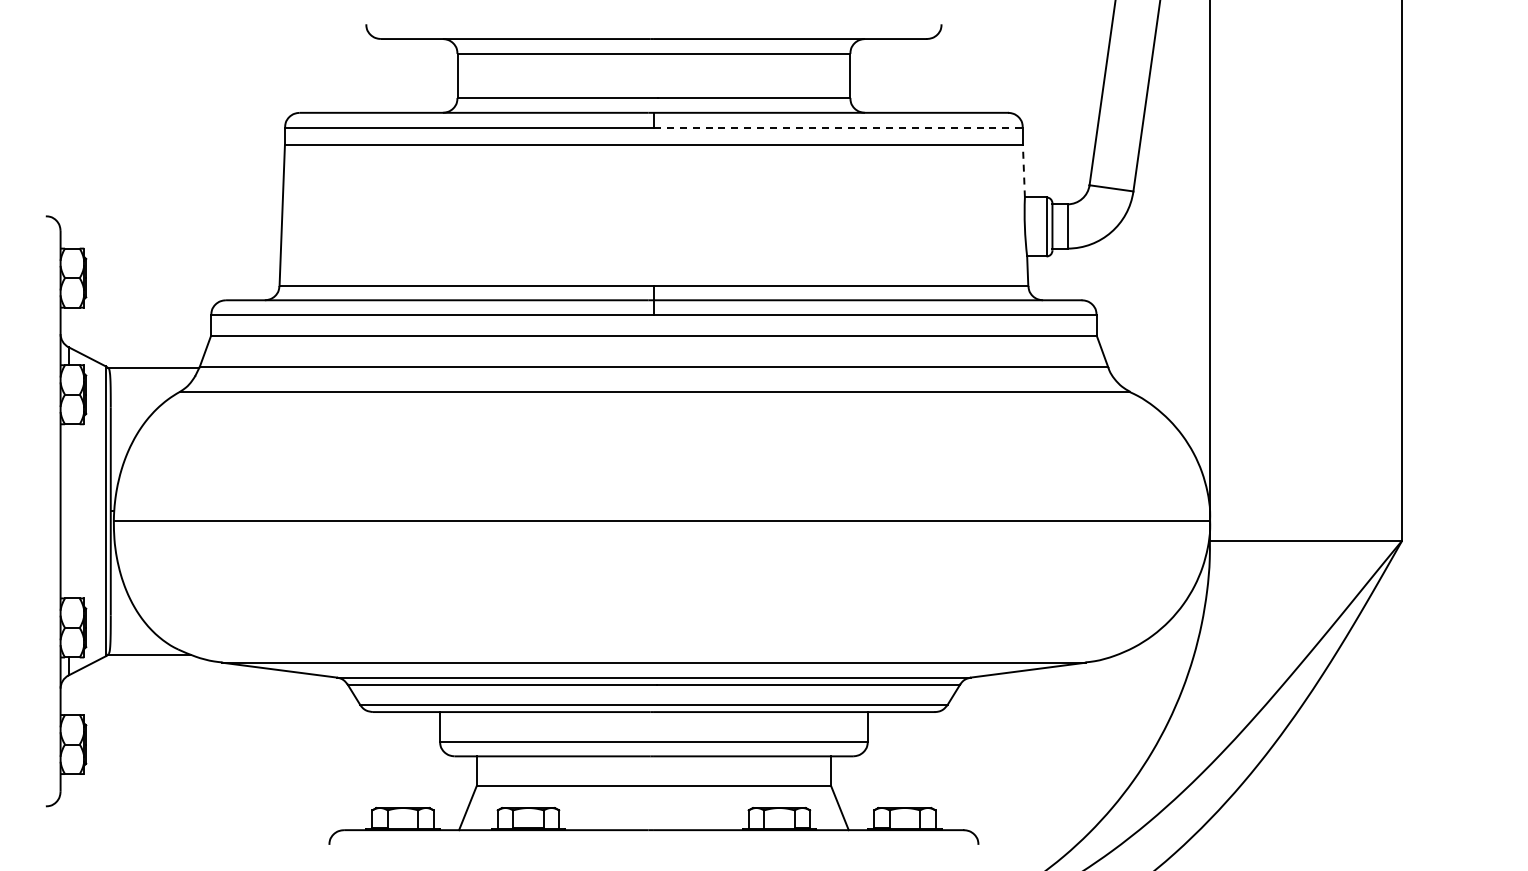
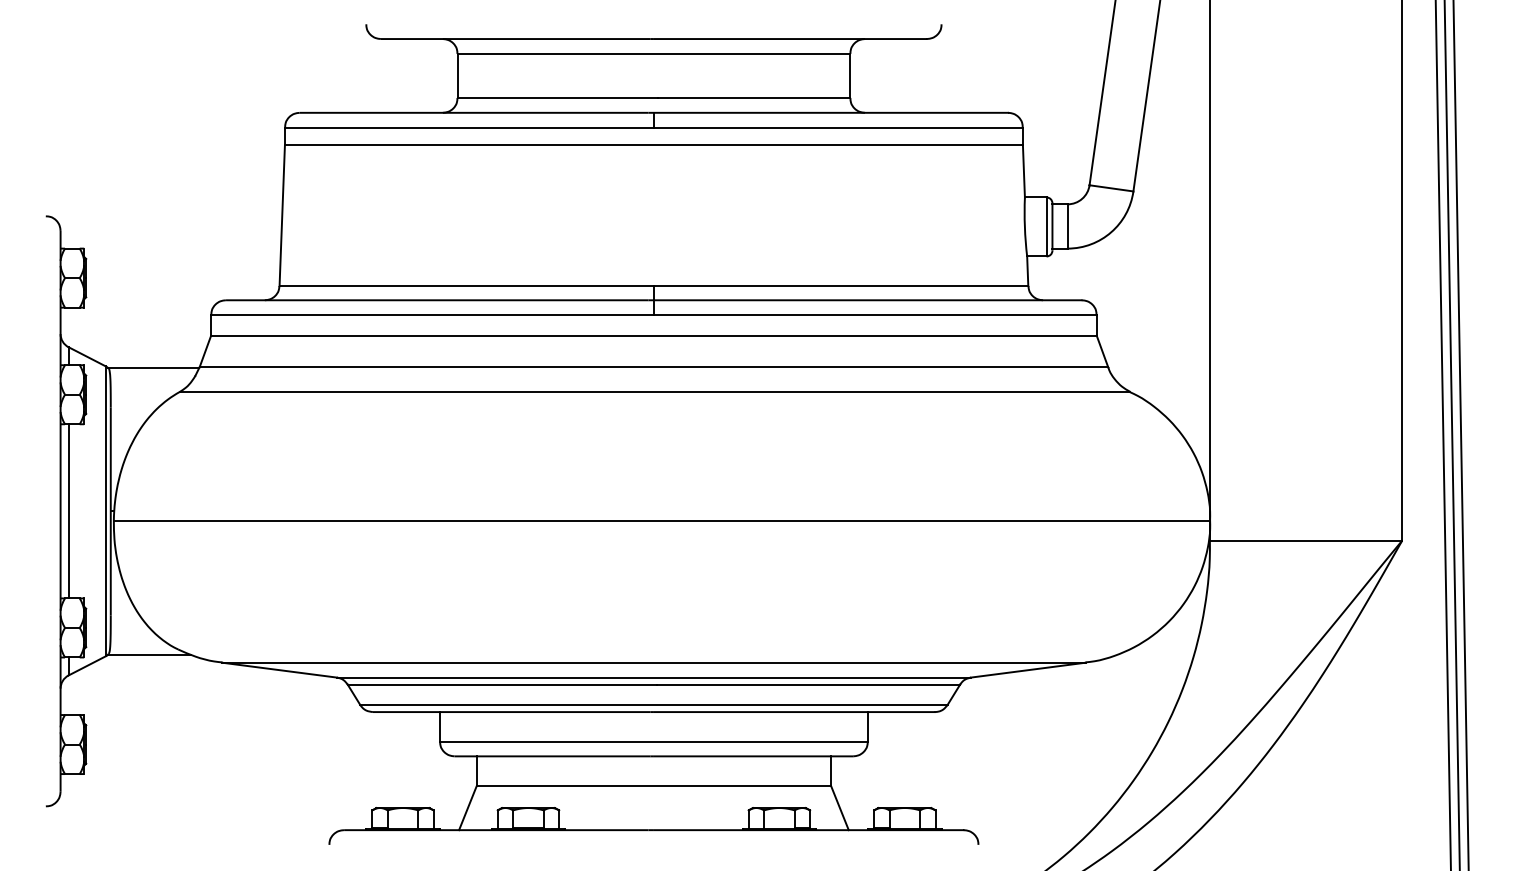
line: dashed -> solid (838, 127)
line: dashed -> solid (1023, 170)
line: none -> present (1442, 434)
line: none -> present (1451, 434)
line: none -> present (1460, 434)
line: none -> present (68, 511)
